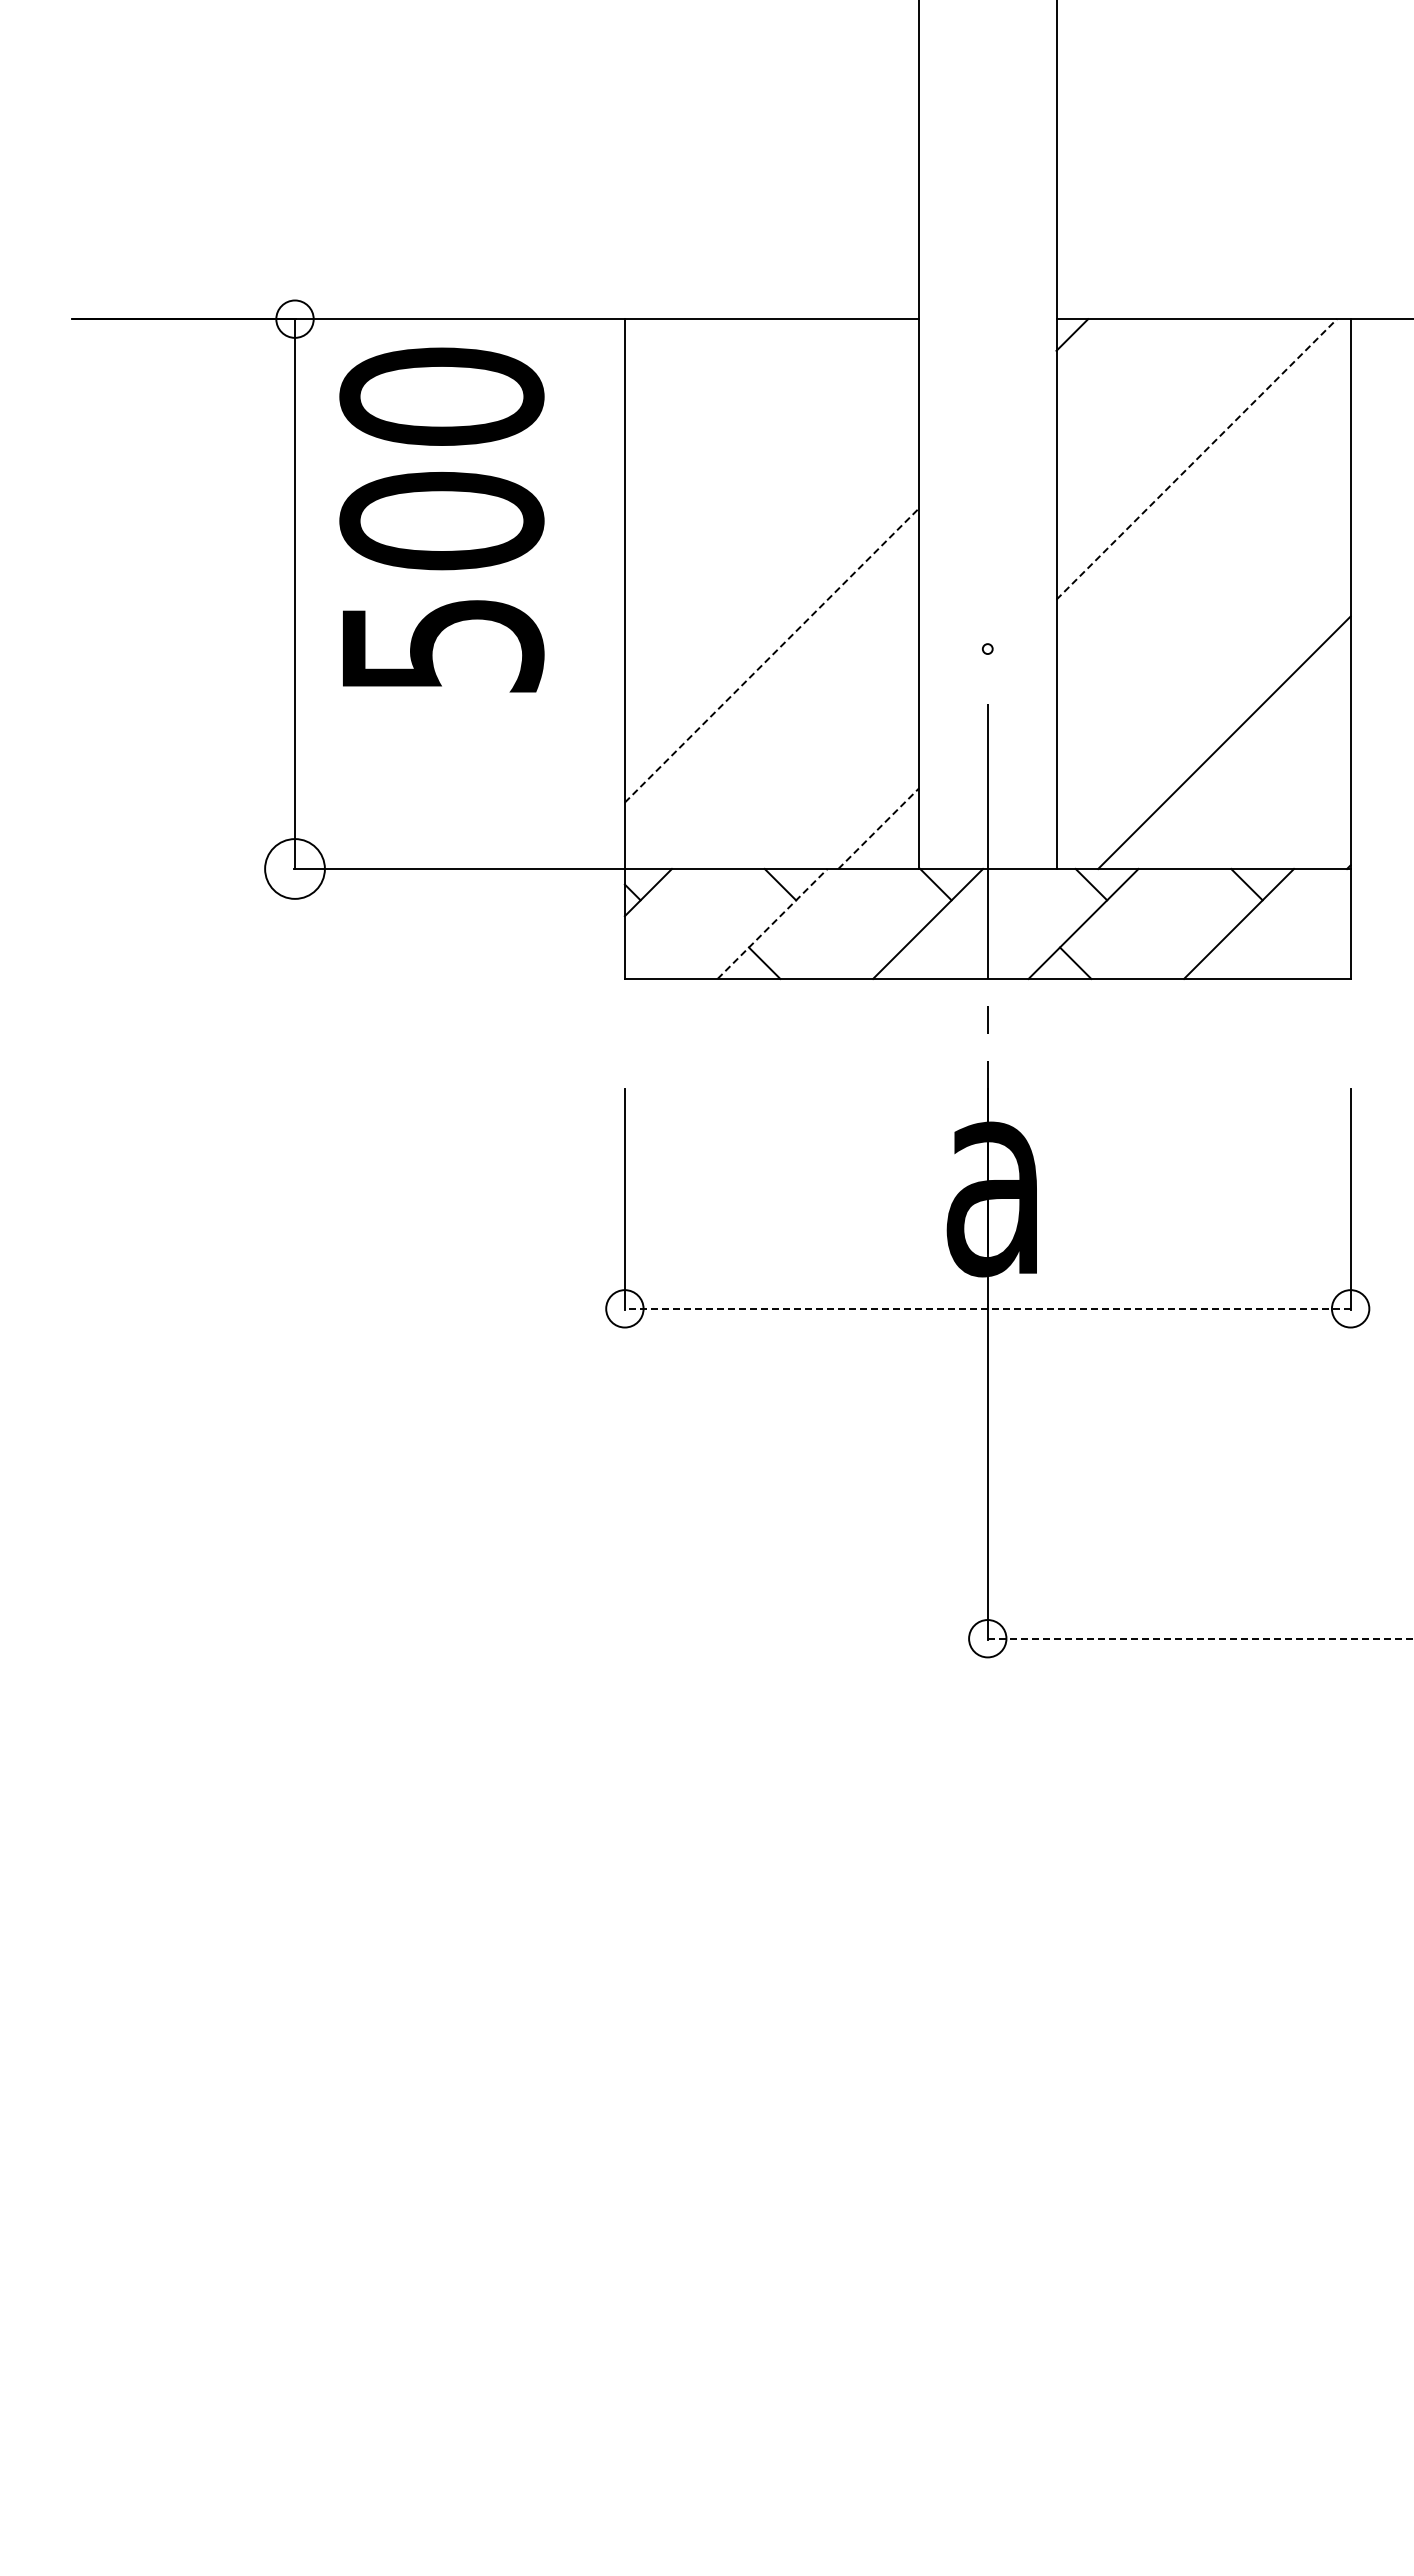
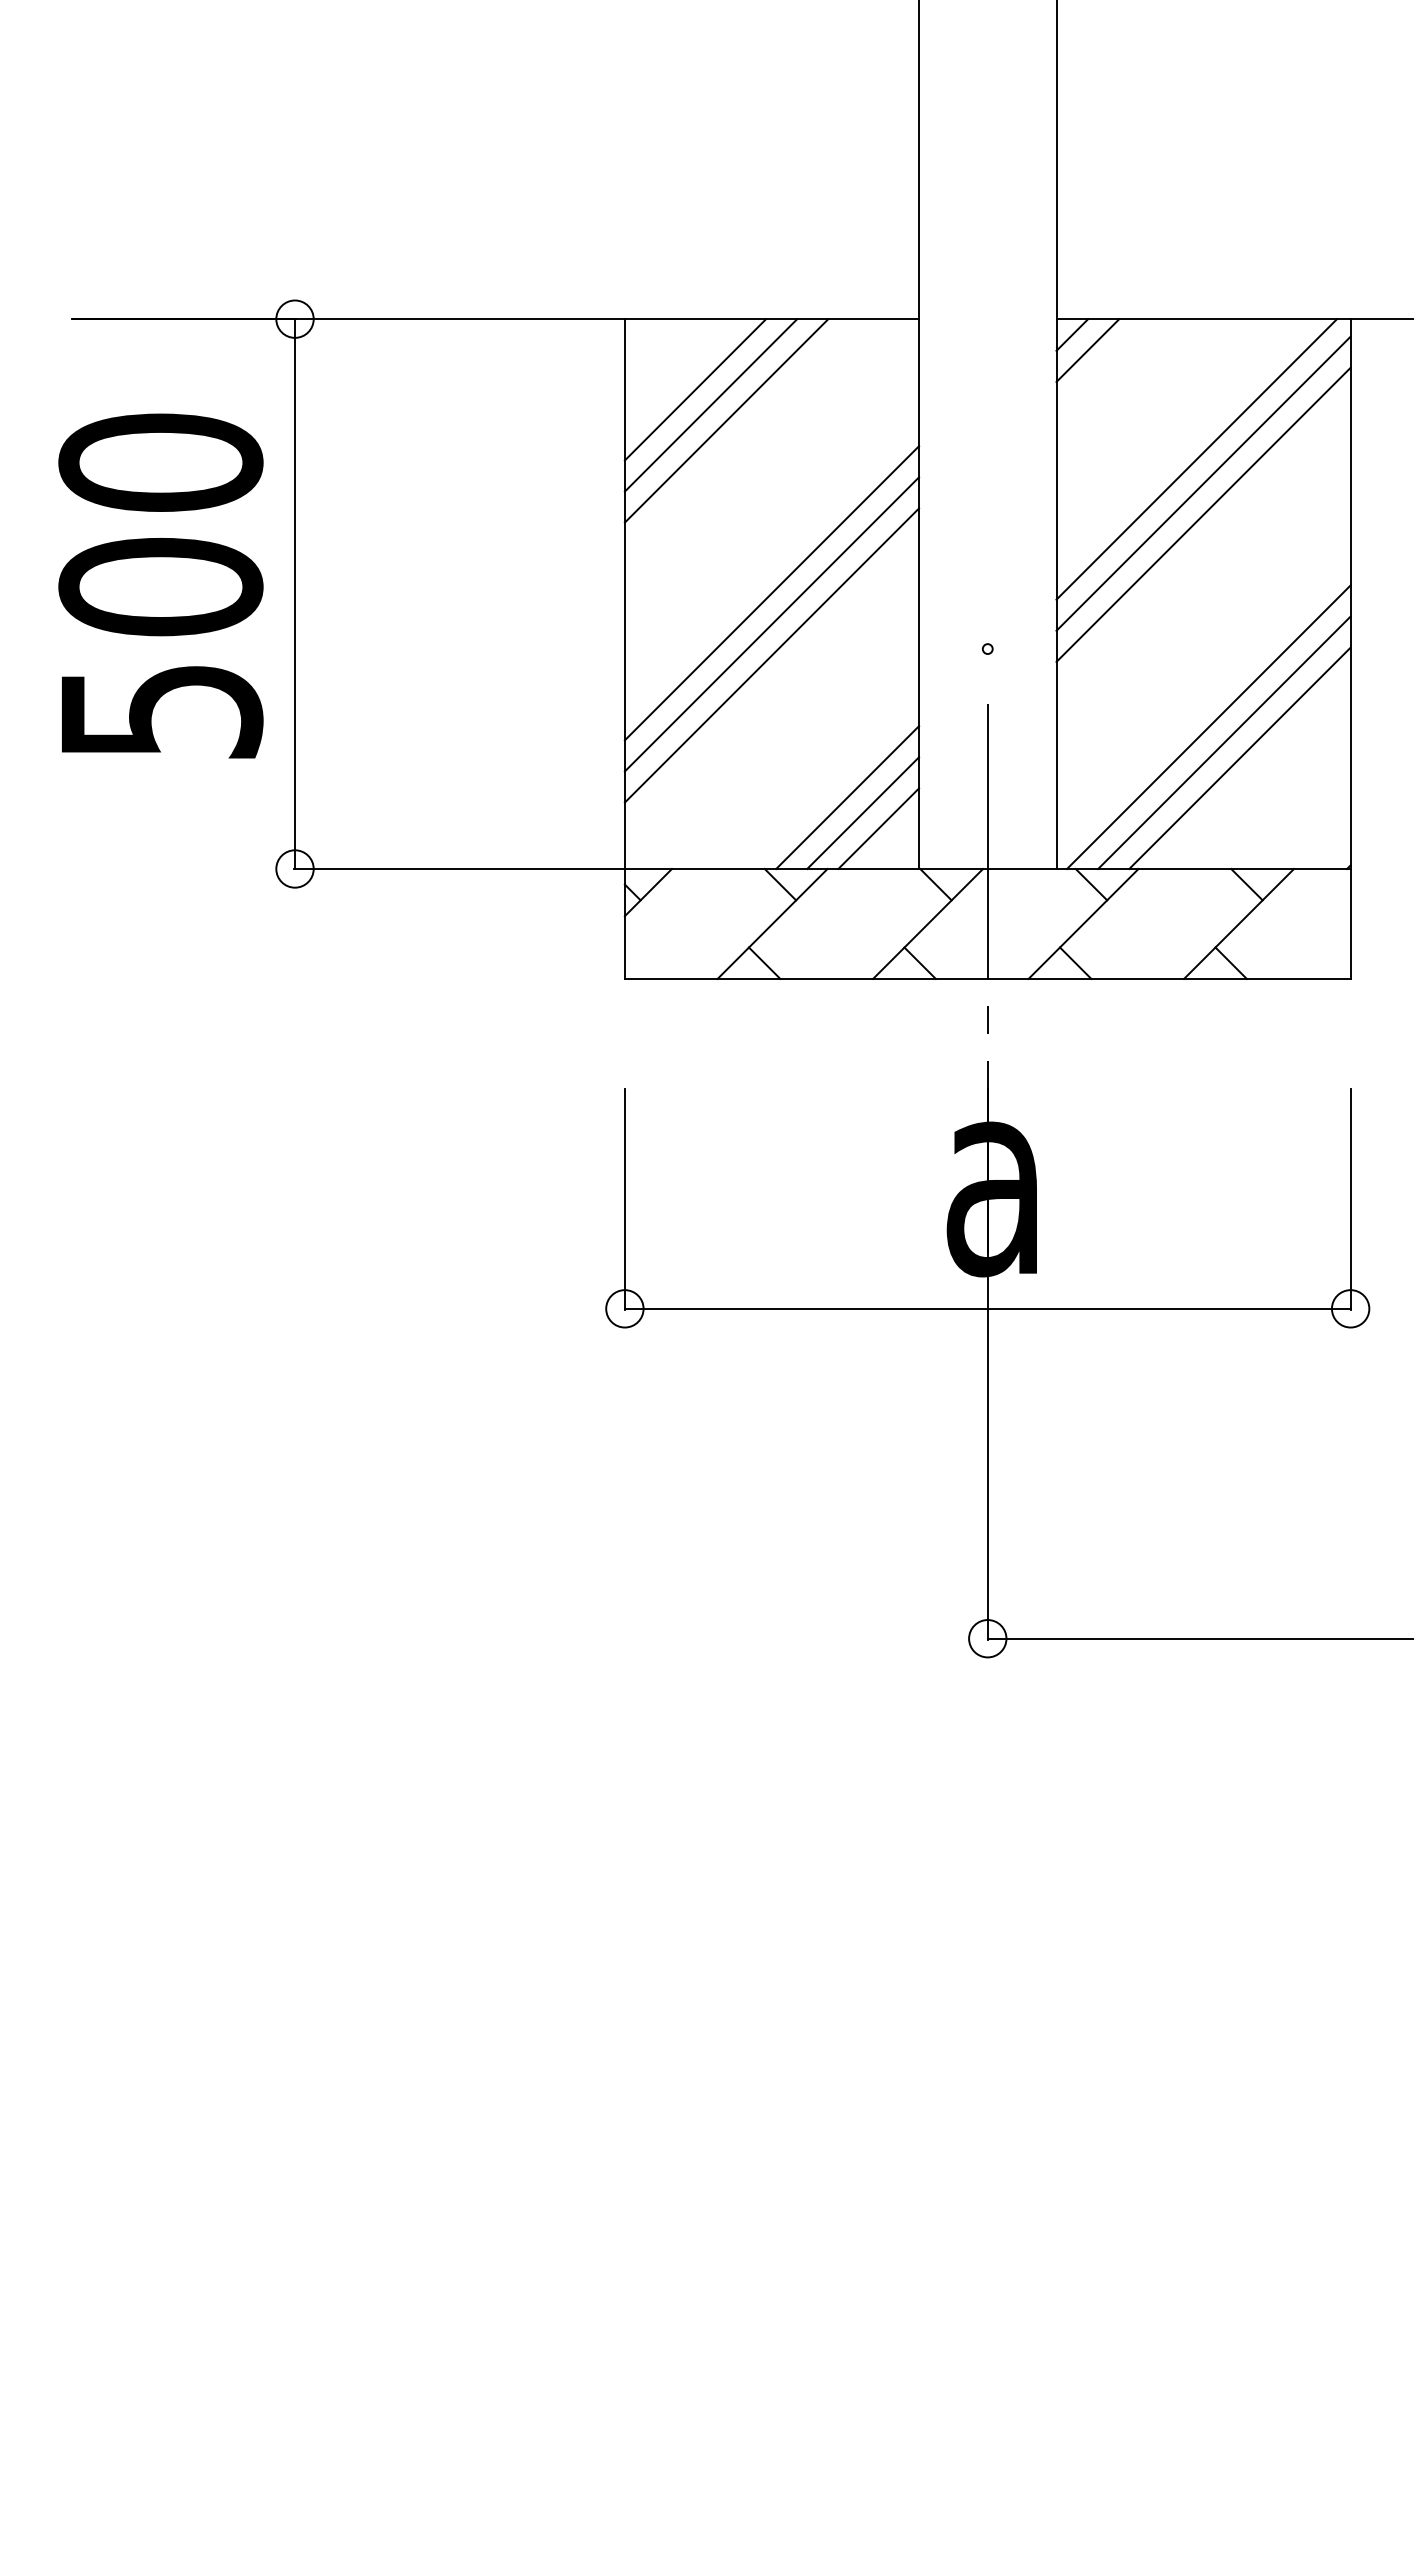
line: none -> present (1087, 350)
line: none -> present (695, 389)
line: none -> present (710, 405)
line: none -> present (726, 420)
line: dashed -> solid (1197, 459)
line: none -> present (1203, 483)
line: none -> present (1203, 514)
text position: (441, 519) -> (160, 585) (160, 585)
line: none -> present (771, 593)
line: none -> present (771, 624)
line: dashed -> solid (771, 655)
line: none -> present (1208, 727)
line: none -> present (1239, 758)
line: none -> present (847, 797)
line: none -> present (863, 813)
line: dashed -> solid (879, 828)
circle diameter: 60 px -> 37 px (294, 868)
line: dashed -> solid (772, 923)
line: none -> present (919, 962)
line: none -> present (1230, 962)
line: dashed -> solid (987, 1308)
line: dashed -> solid (1200, 1638)
